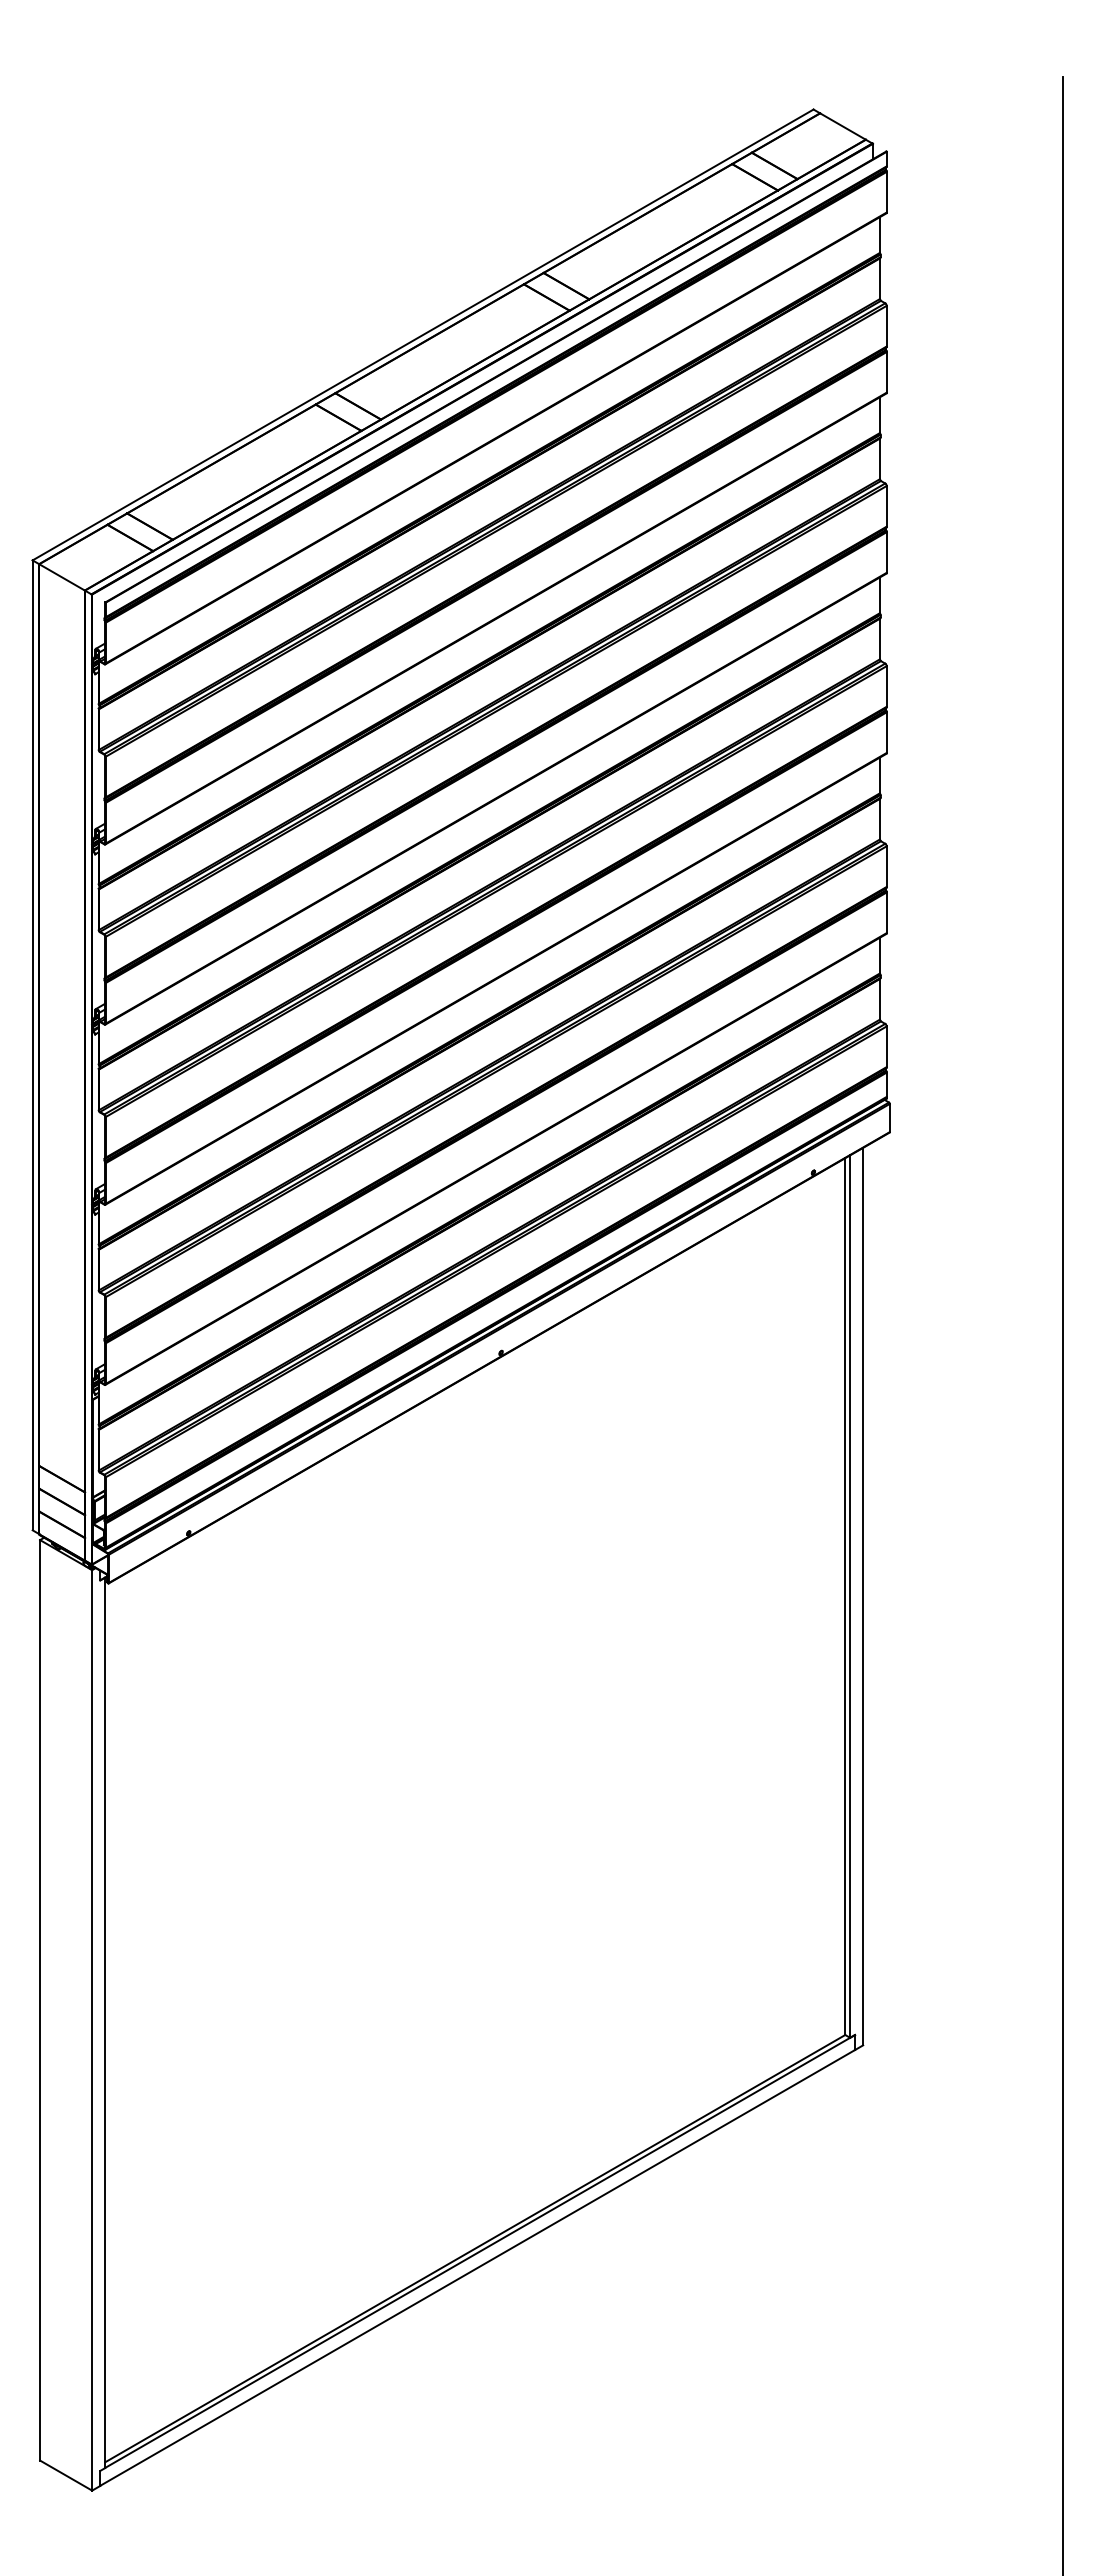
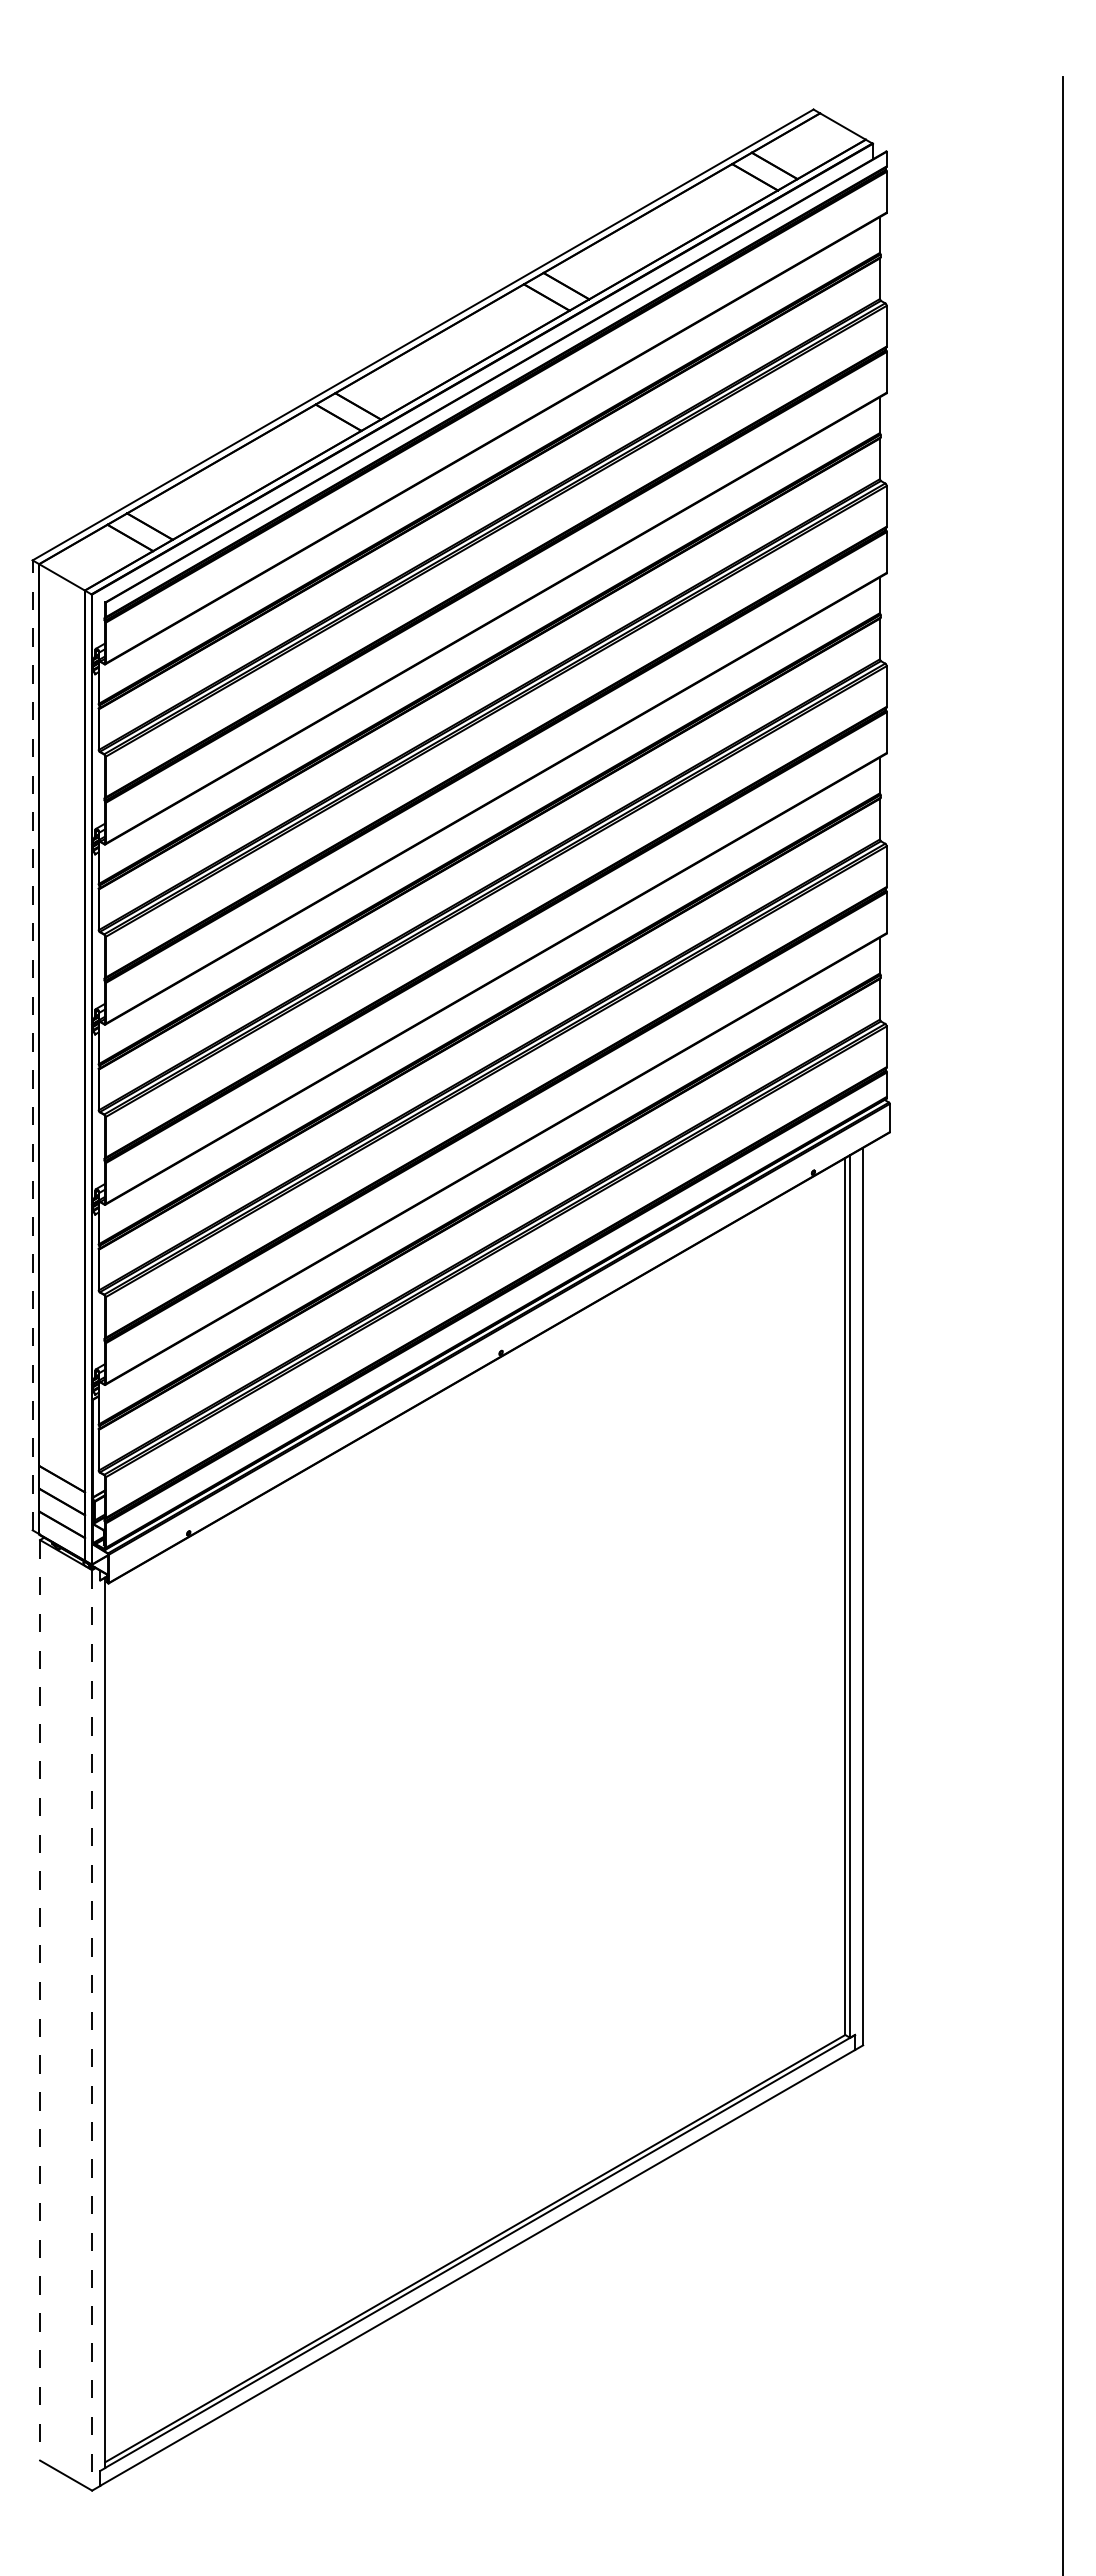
line: solid -> dashed (32, 1045)
line: solid -> dashed (40, 2000)
line: solid -> dashed (92, 2030)
